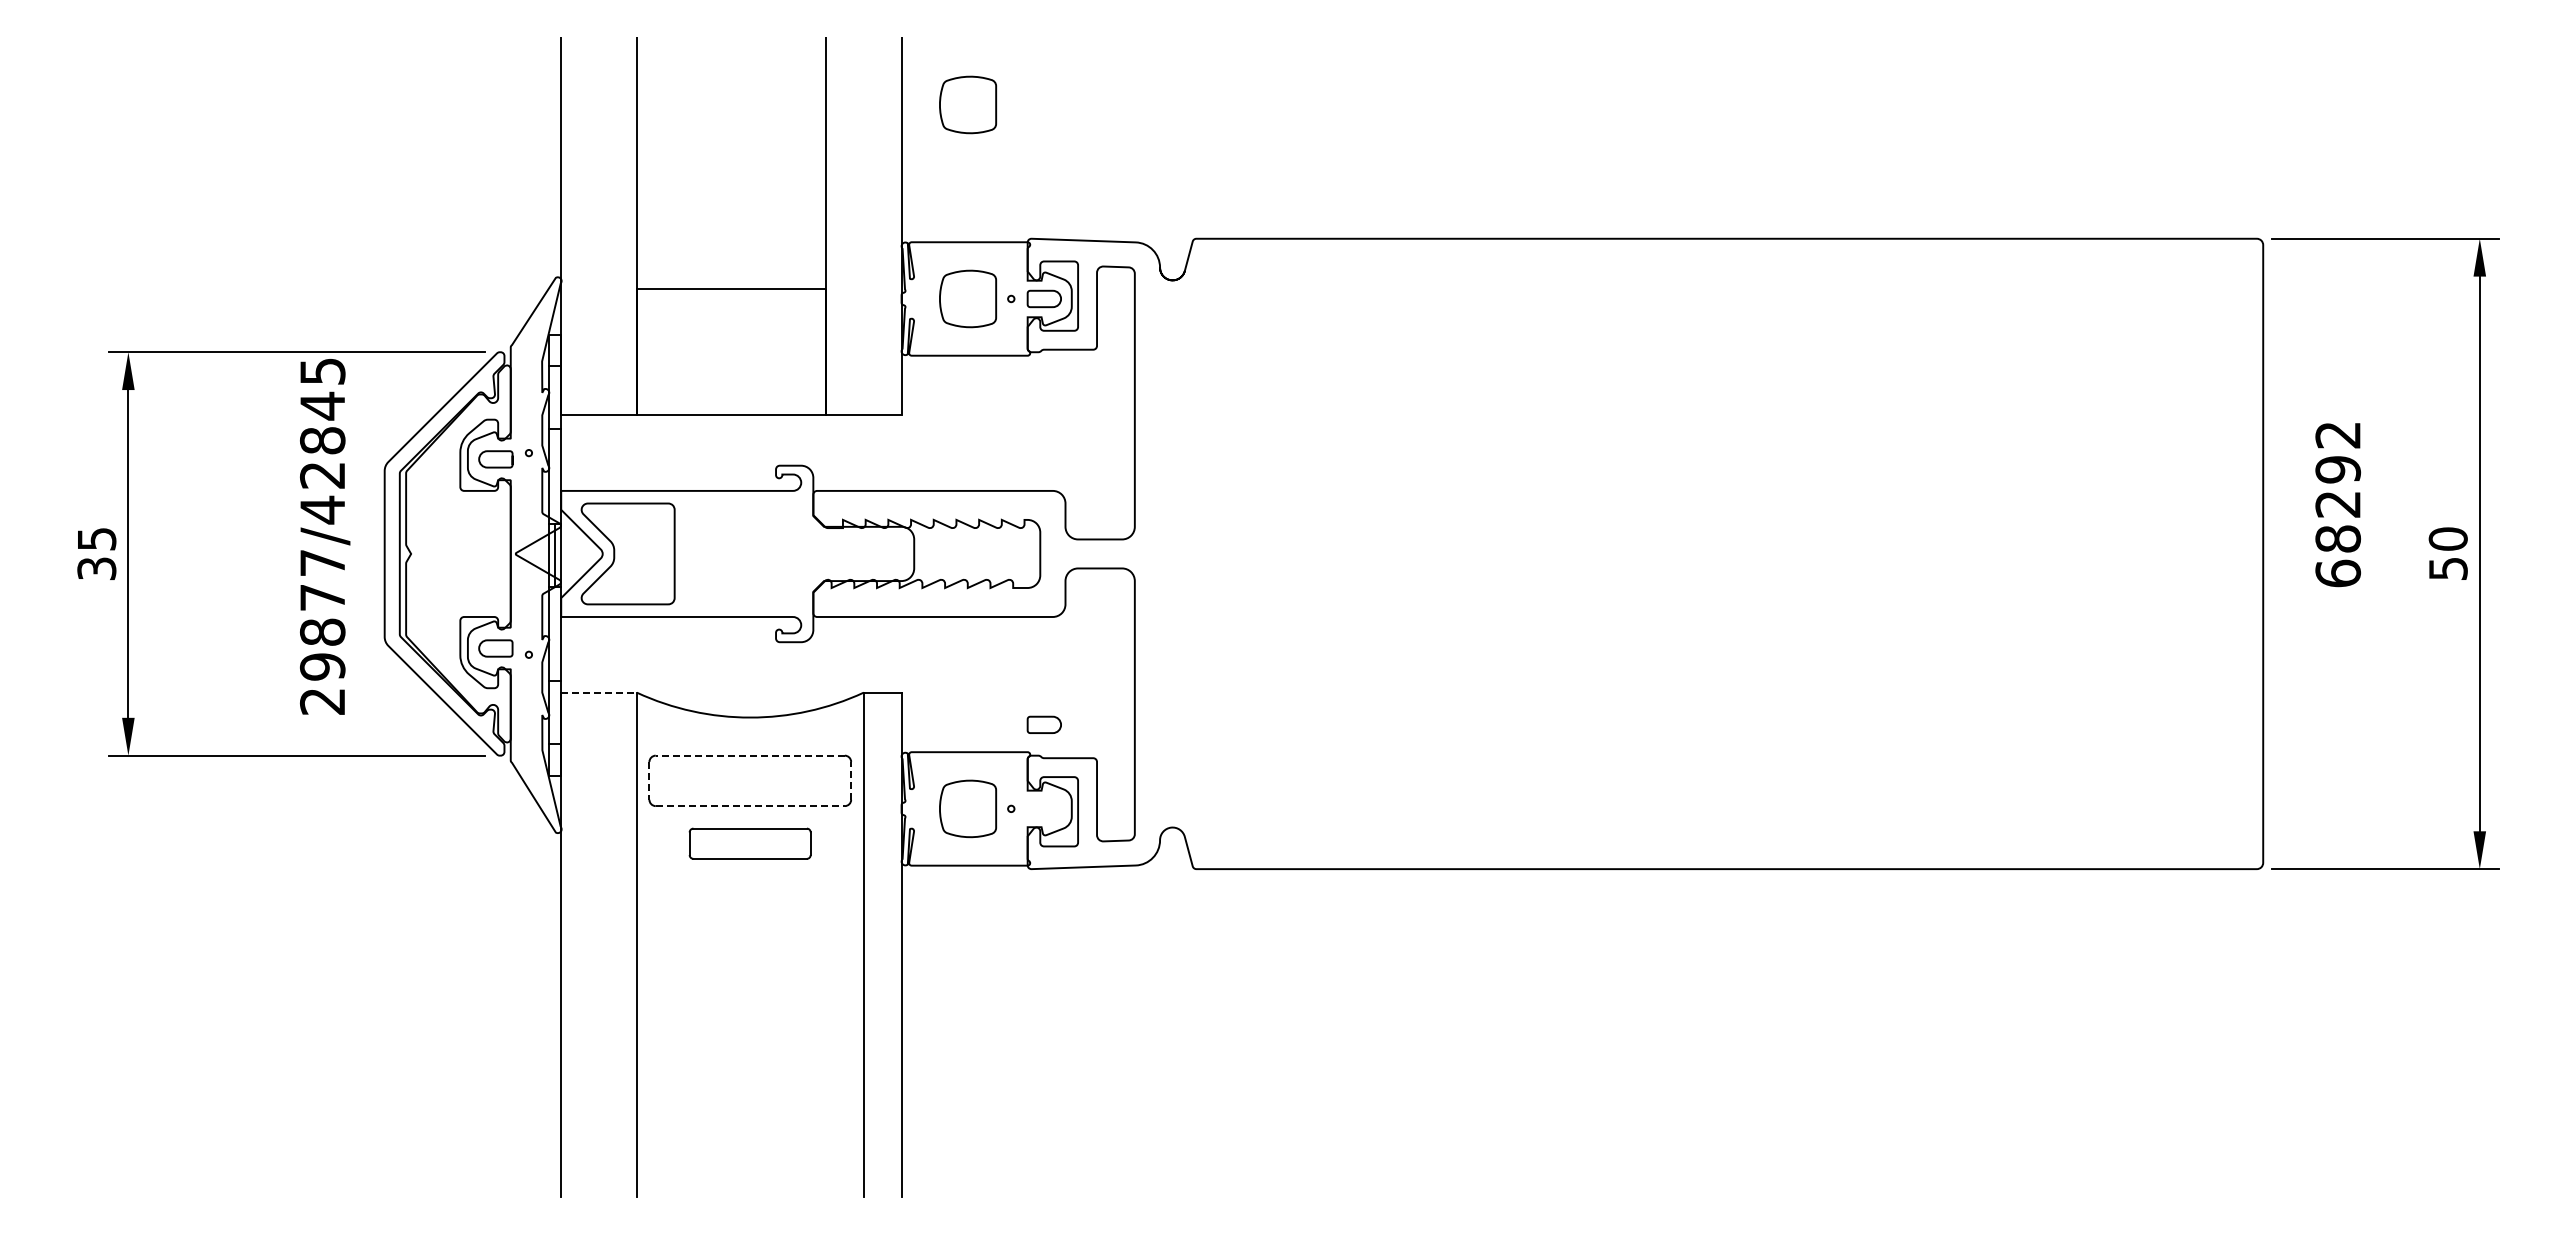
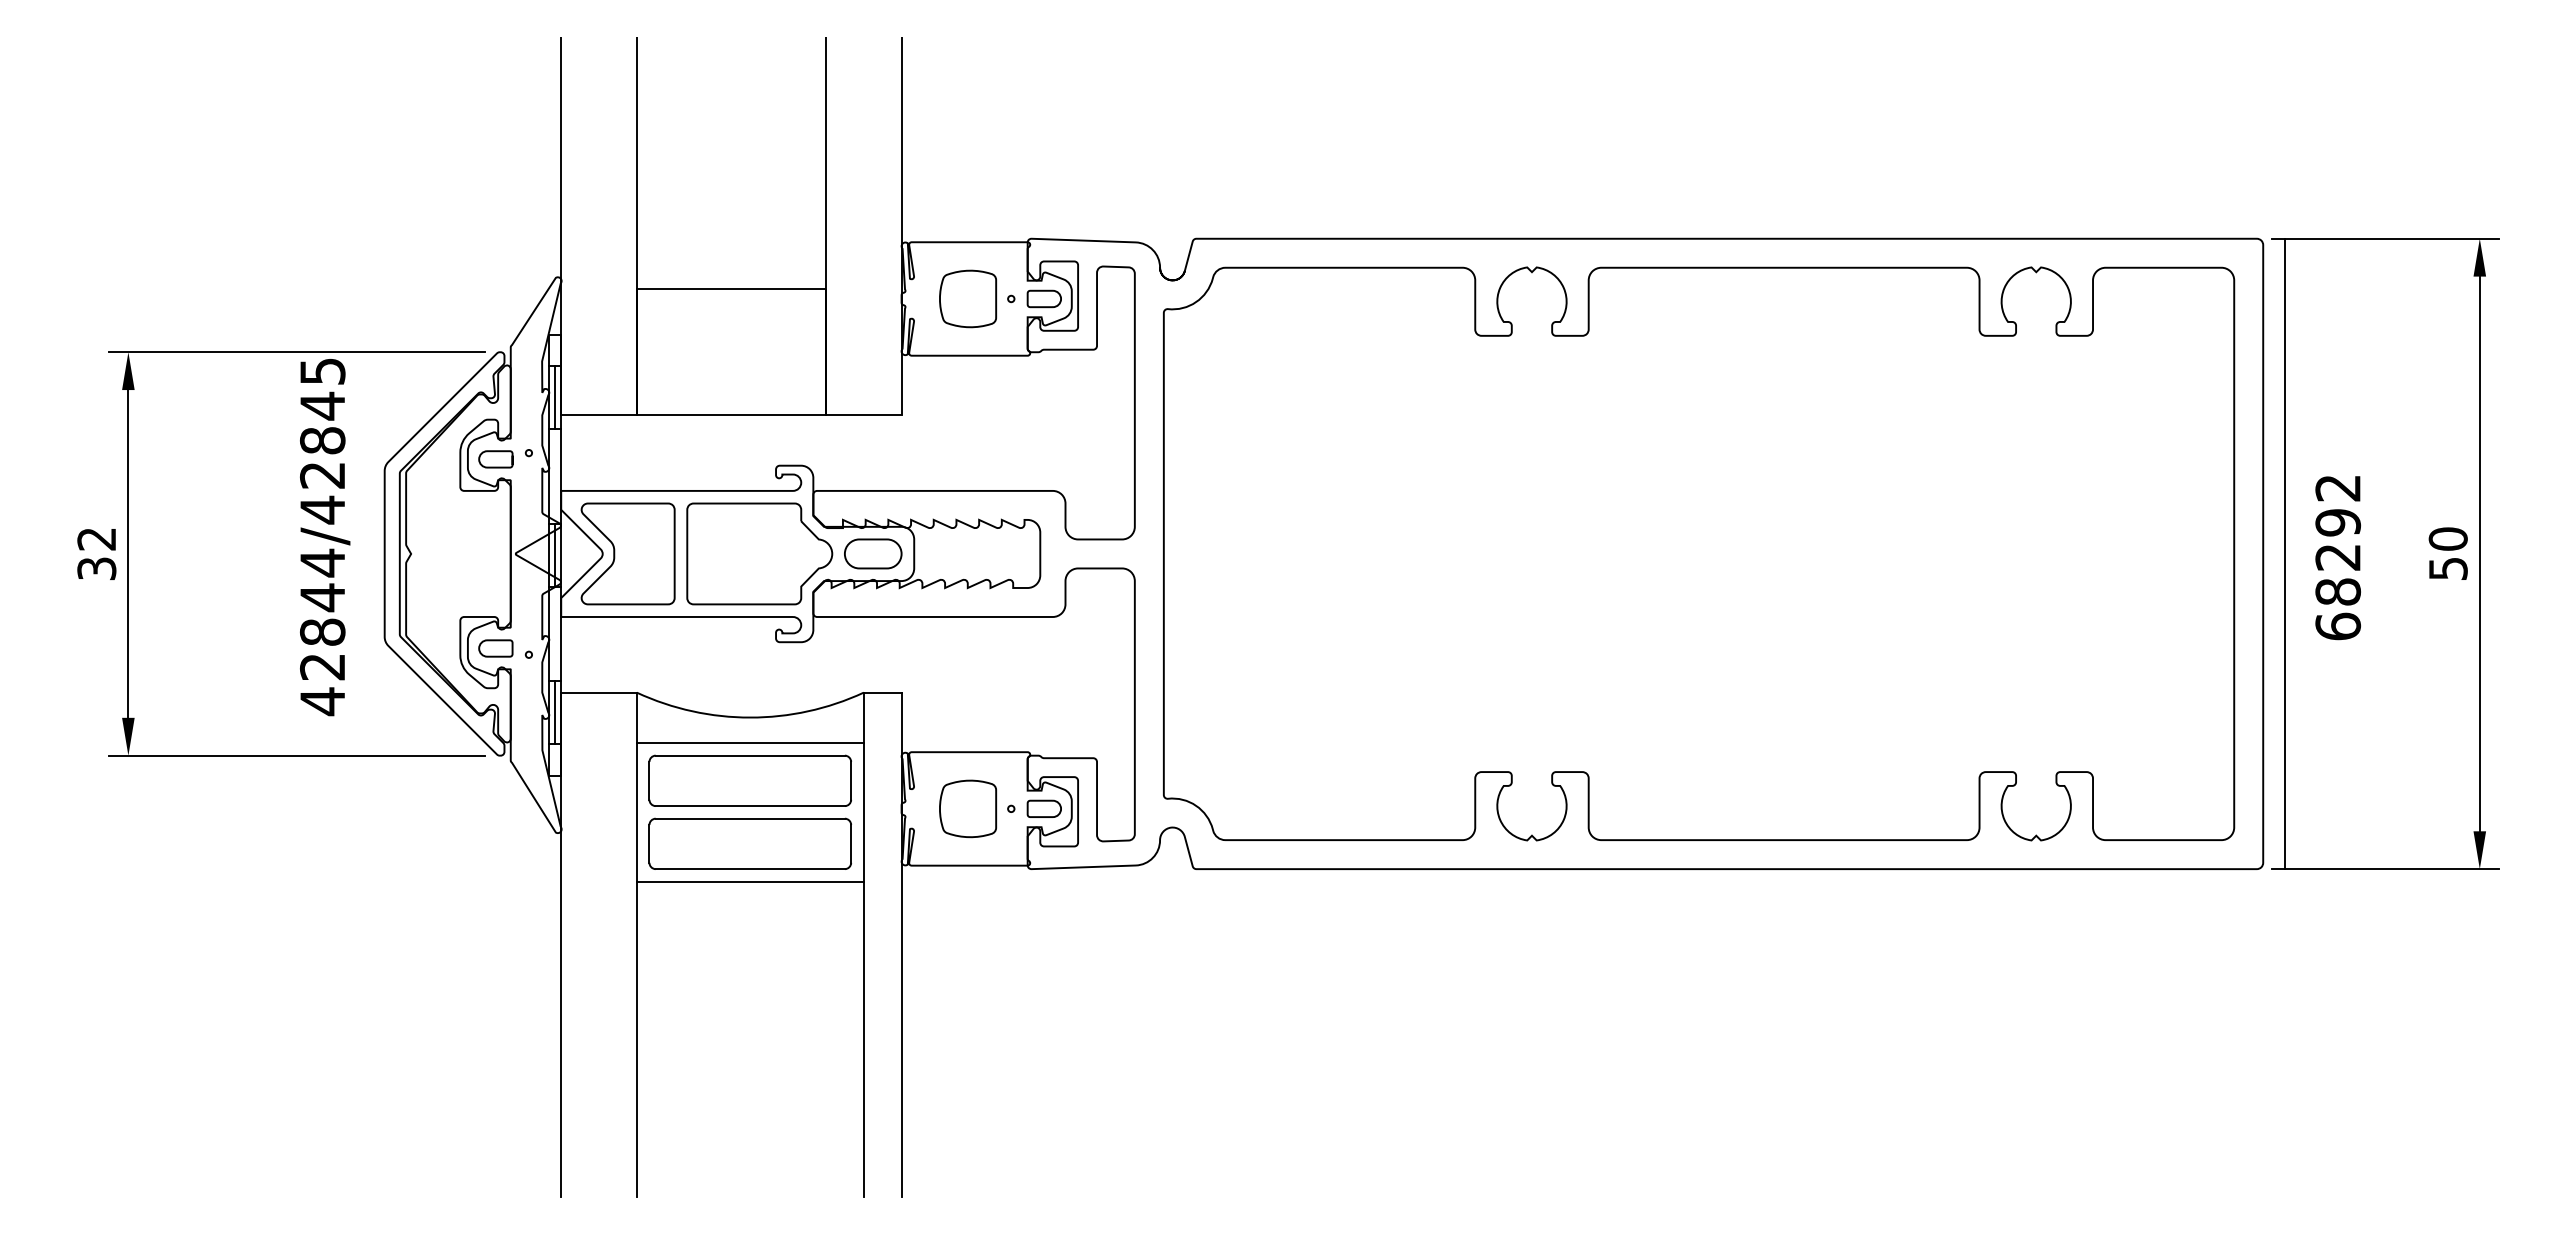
part: present -> none (968, 104)
line: none -> present (554, 397)
text position: (2337, 505) -> (2337, 558) (2337, 558)
text: 35 -> 32 (96, 539)
part: none -> present (759, 553)
part: none -> present (873, 553)
part: none -> present (1699, 553)
line: none -> present (2284, 553)
text: 29877/42845 -> 42844/42845 (322, 632)
line: dashed -> solid (599, 692)
line: none -> present (554, 712)
part position: (1043, 724) -> (1043, 808) (1043, 808)
line: none -> present (749, 743)
line: dashed -> solid (750, 755)
line: dashed -> solid (649, 780)
line: dashed -> solid (851, 780)
line: dashed -> solid (750, 806)
part size: 124x33 px -> 204x53 px (749, 843)
line: none -> present (749, 881)
